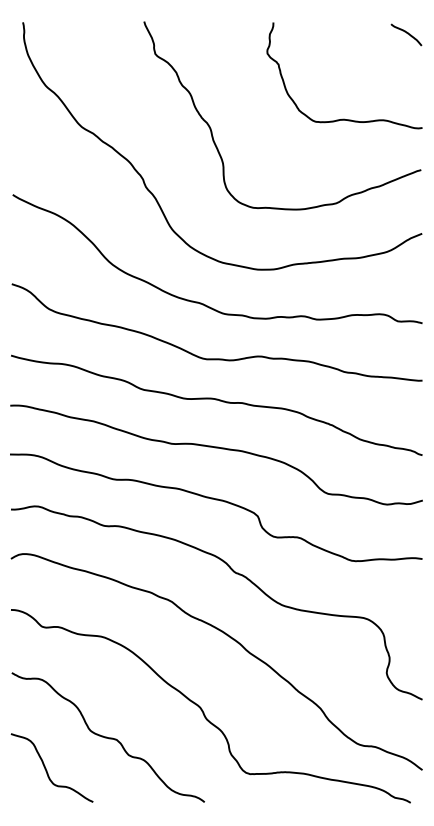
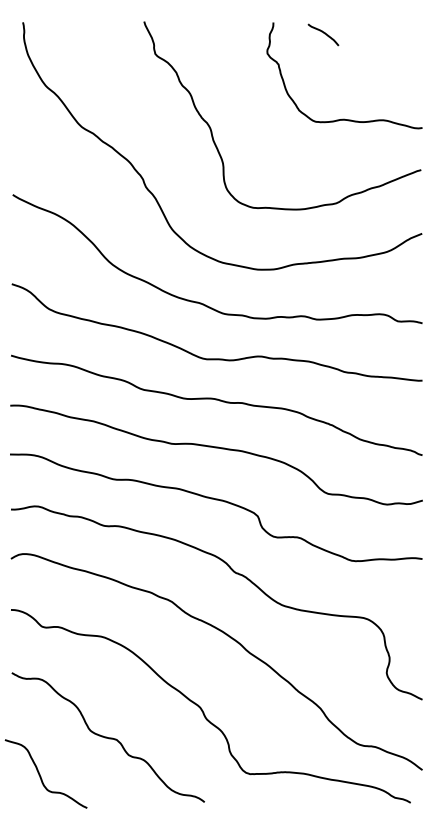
curve position: (406, 33) -> (323, 33) (323, 33)
curve position: (47, 770) -> (41, 776) (41, 776)
